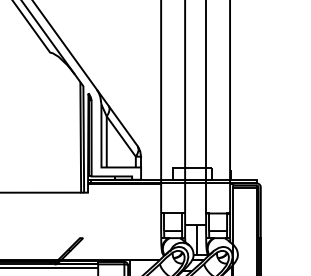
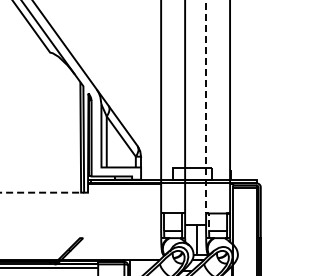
line: solid -> dashed (206, 118)
line: solid -> dashed (41, 192)
